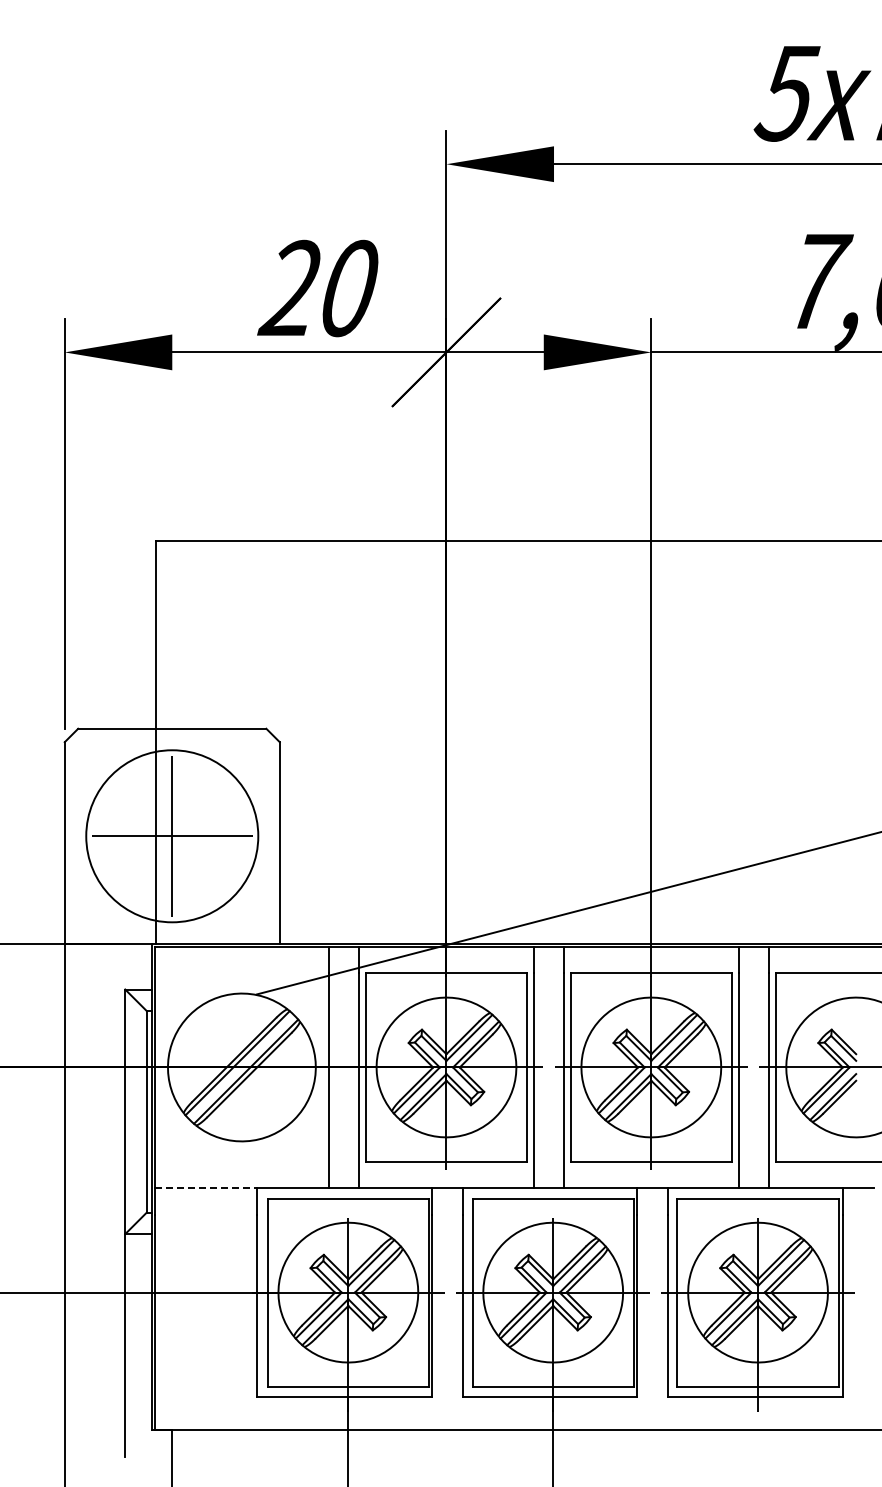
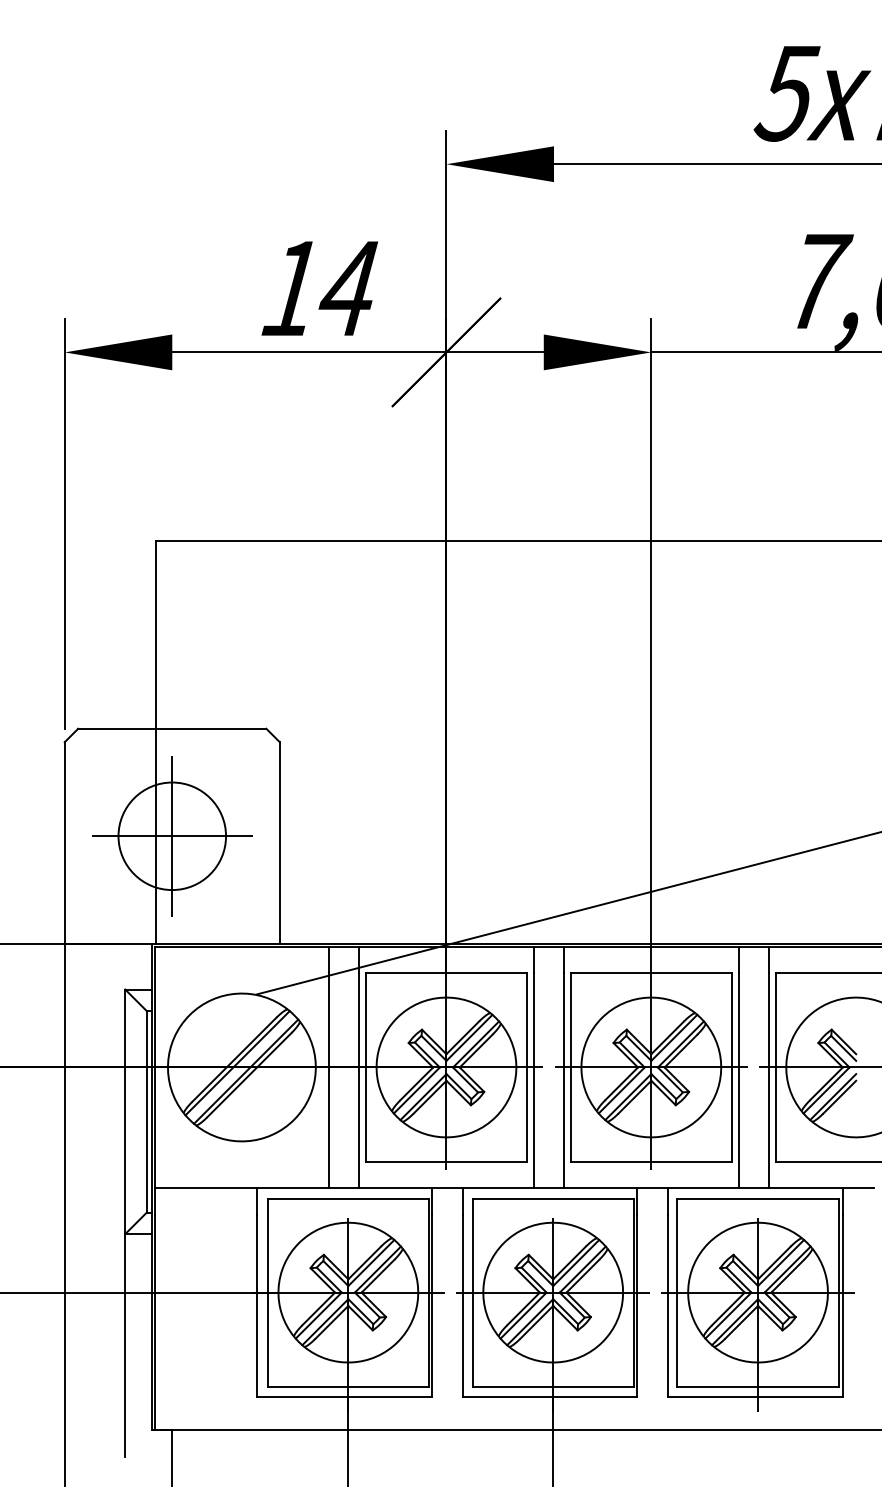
text: 20 -> 14 (317, 288)
circle diameter: 172 px -> 108 px (172, 836)
line: dashed -> solid (206, 1188)
